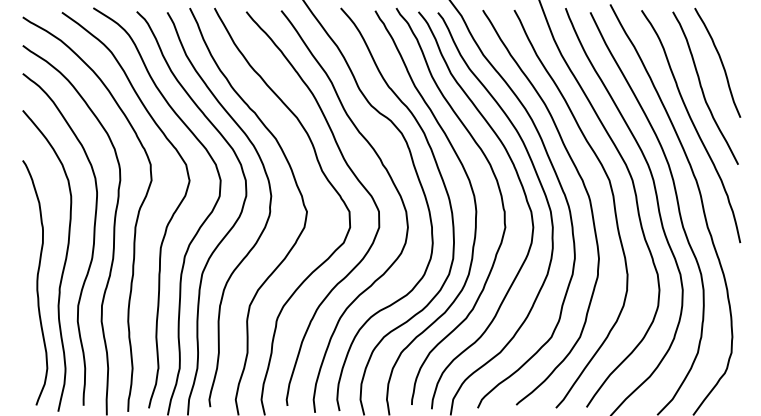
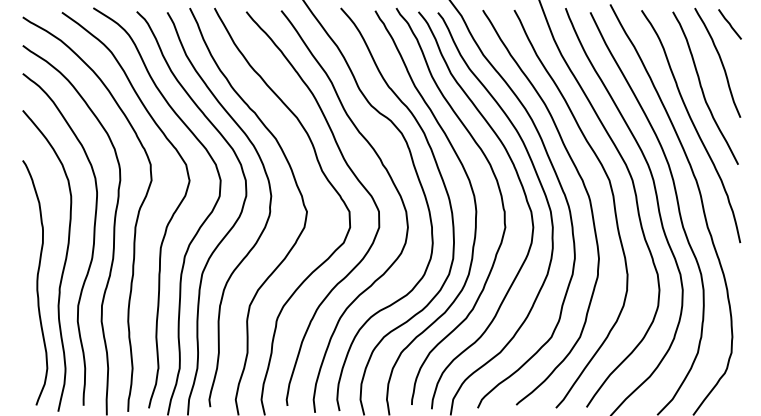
line: none -> present (729, 24)
